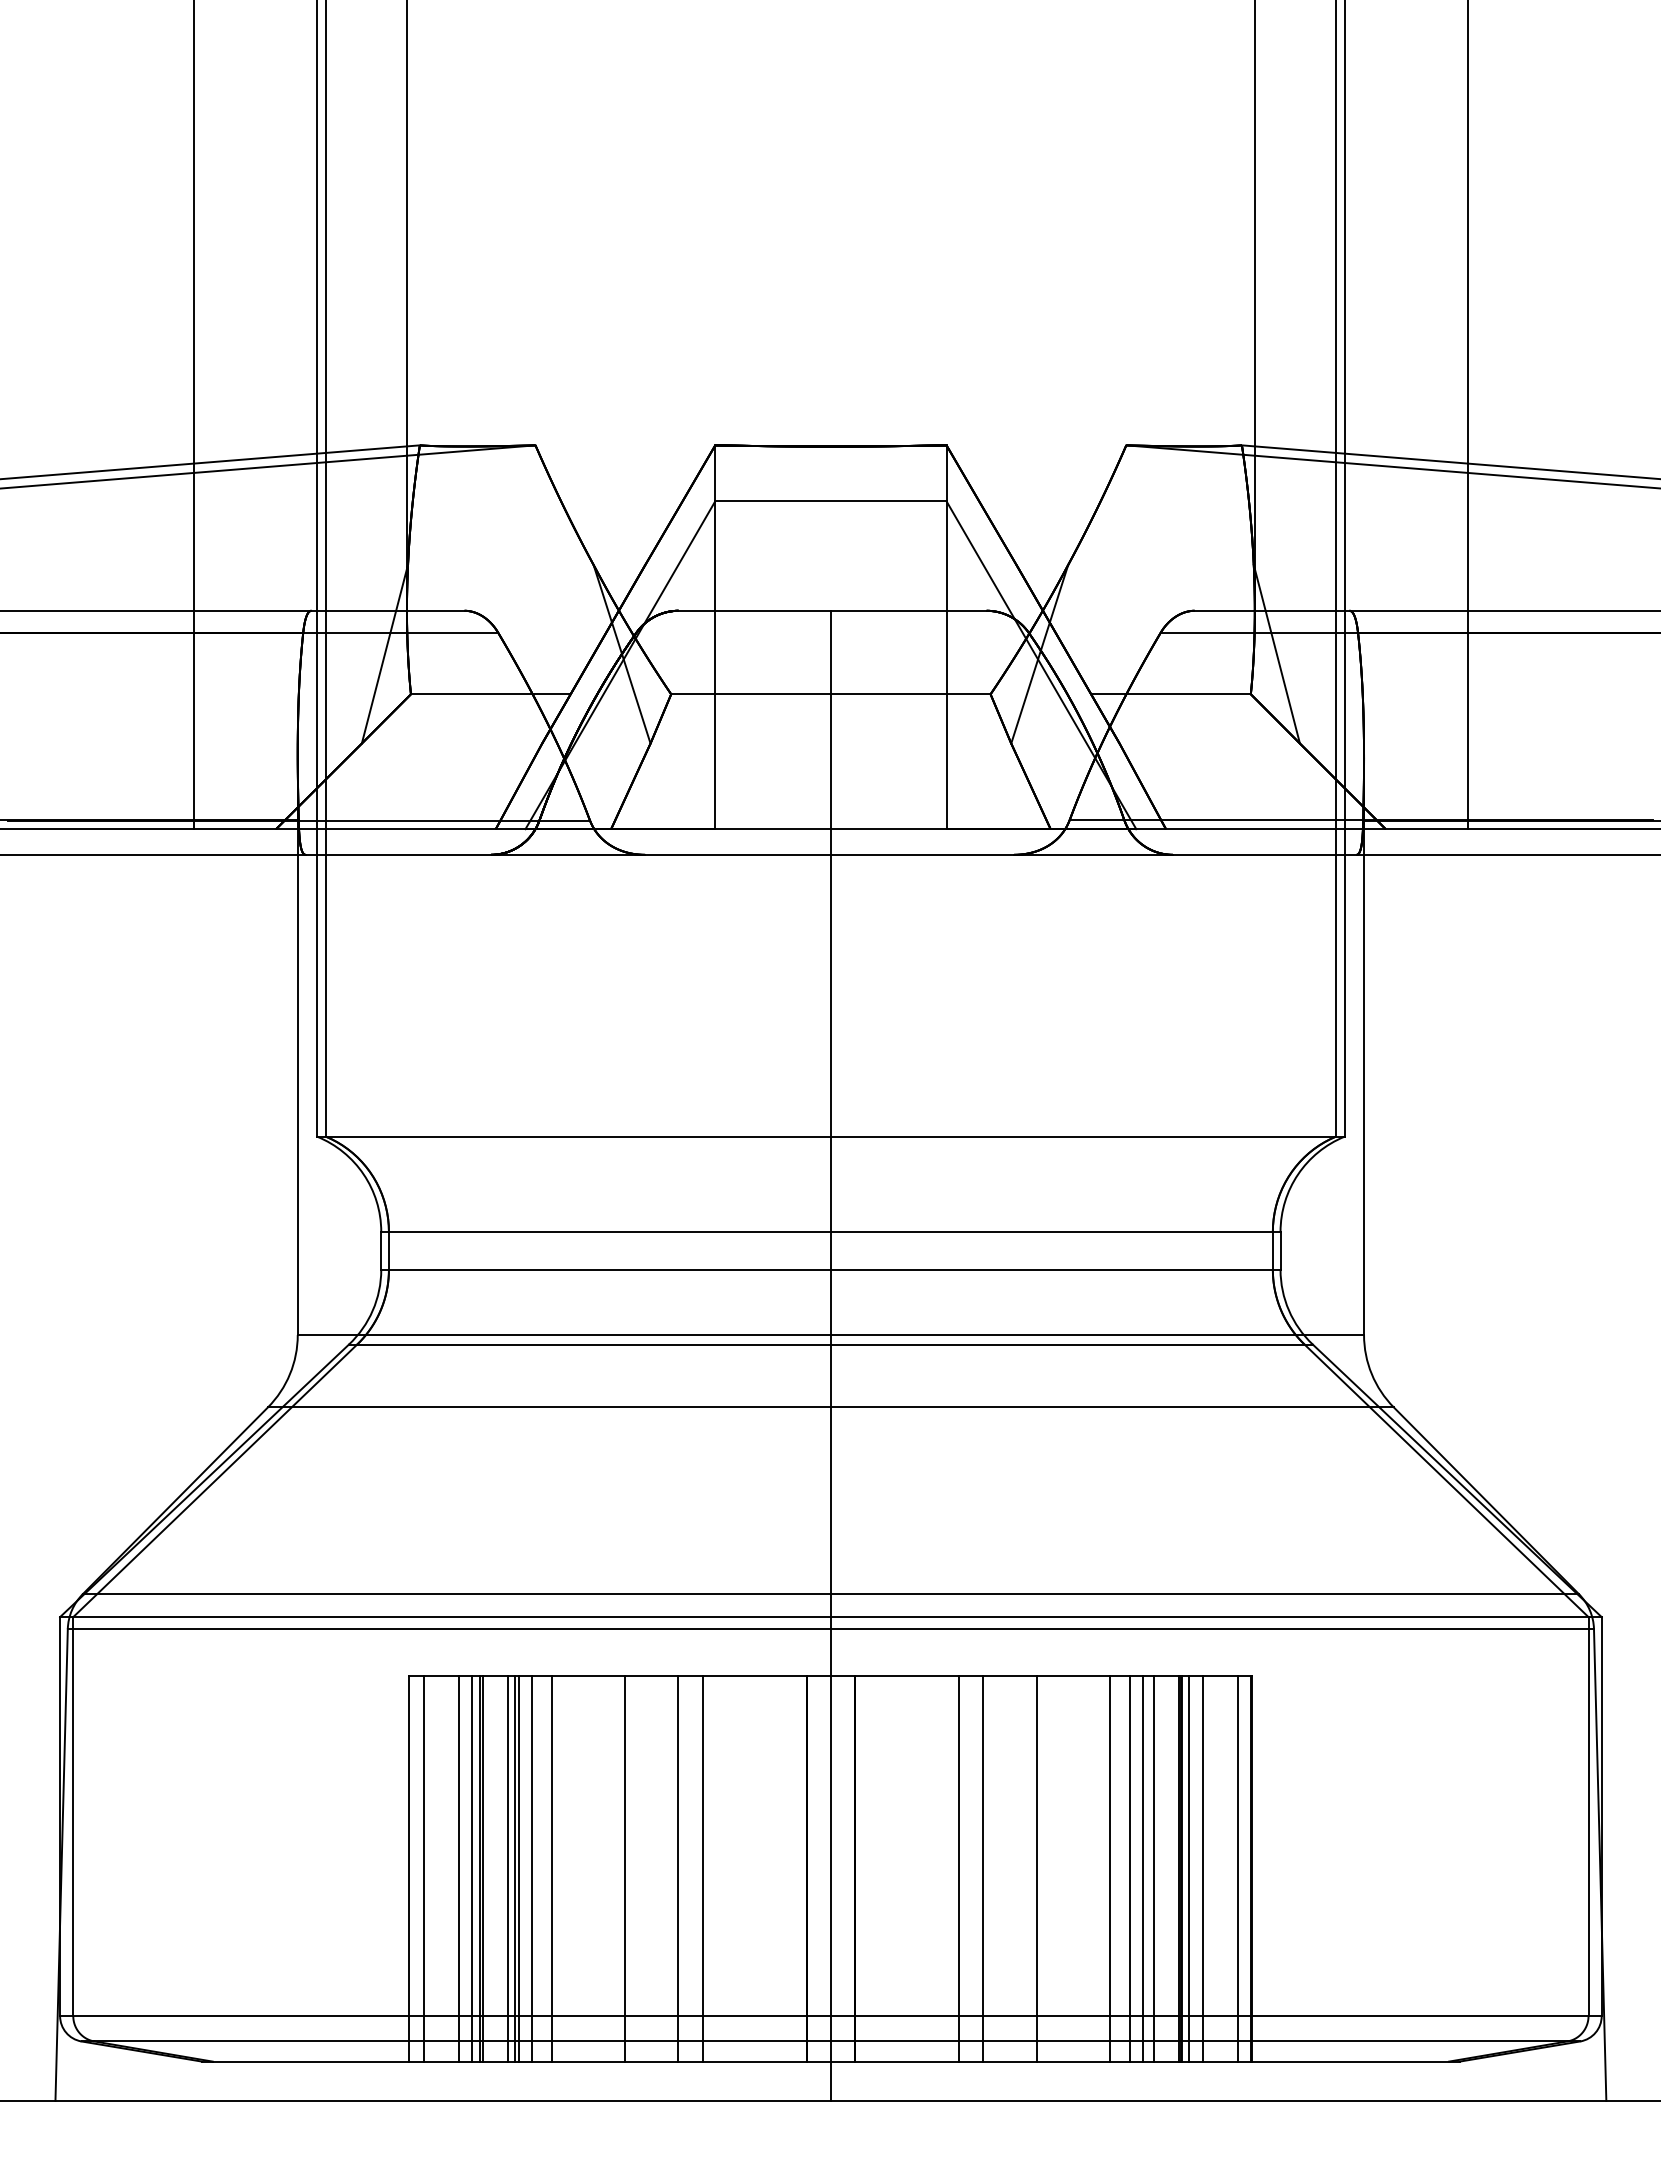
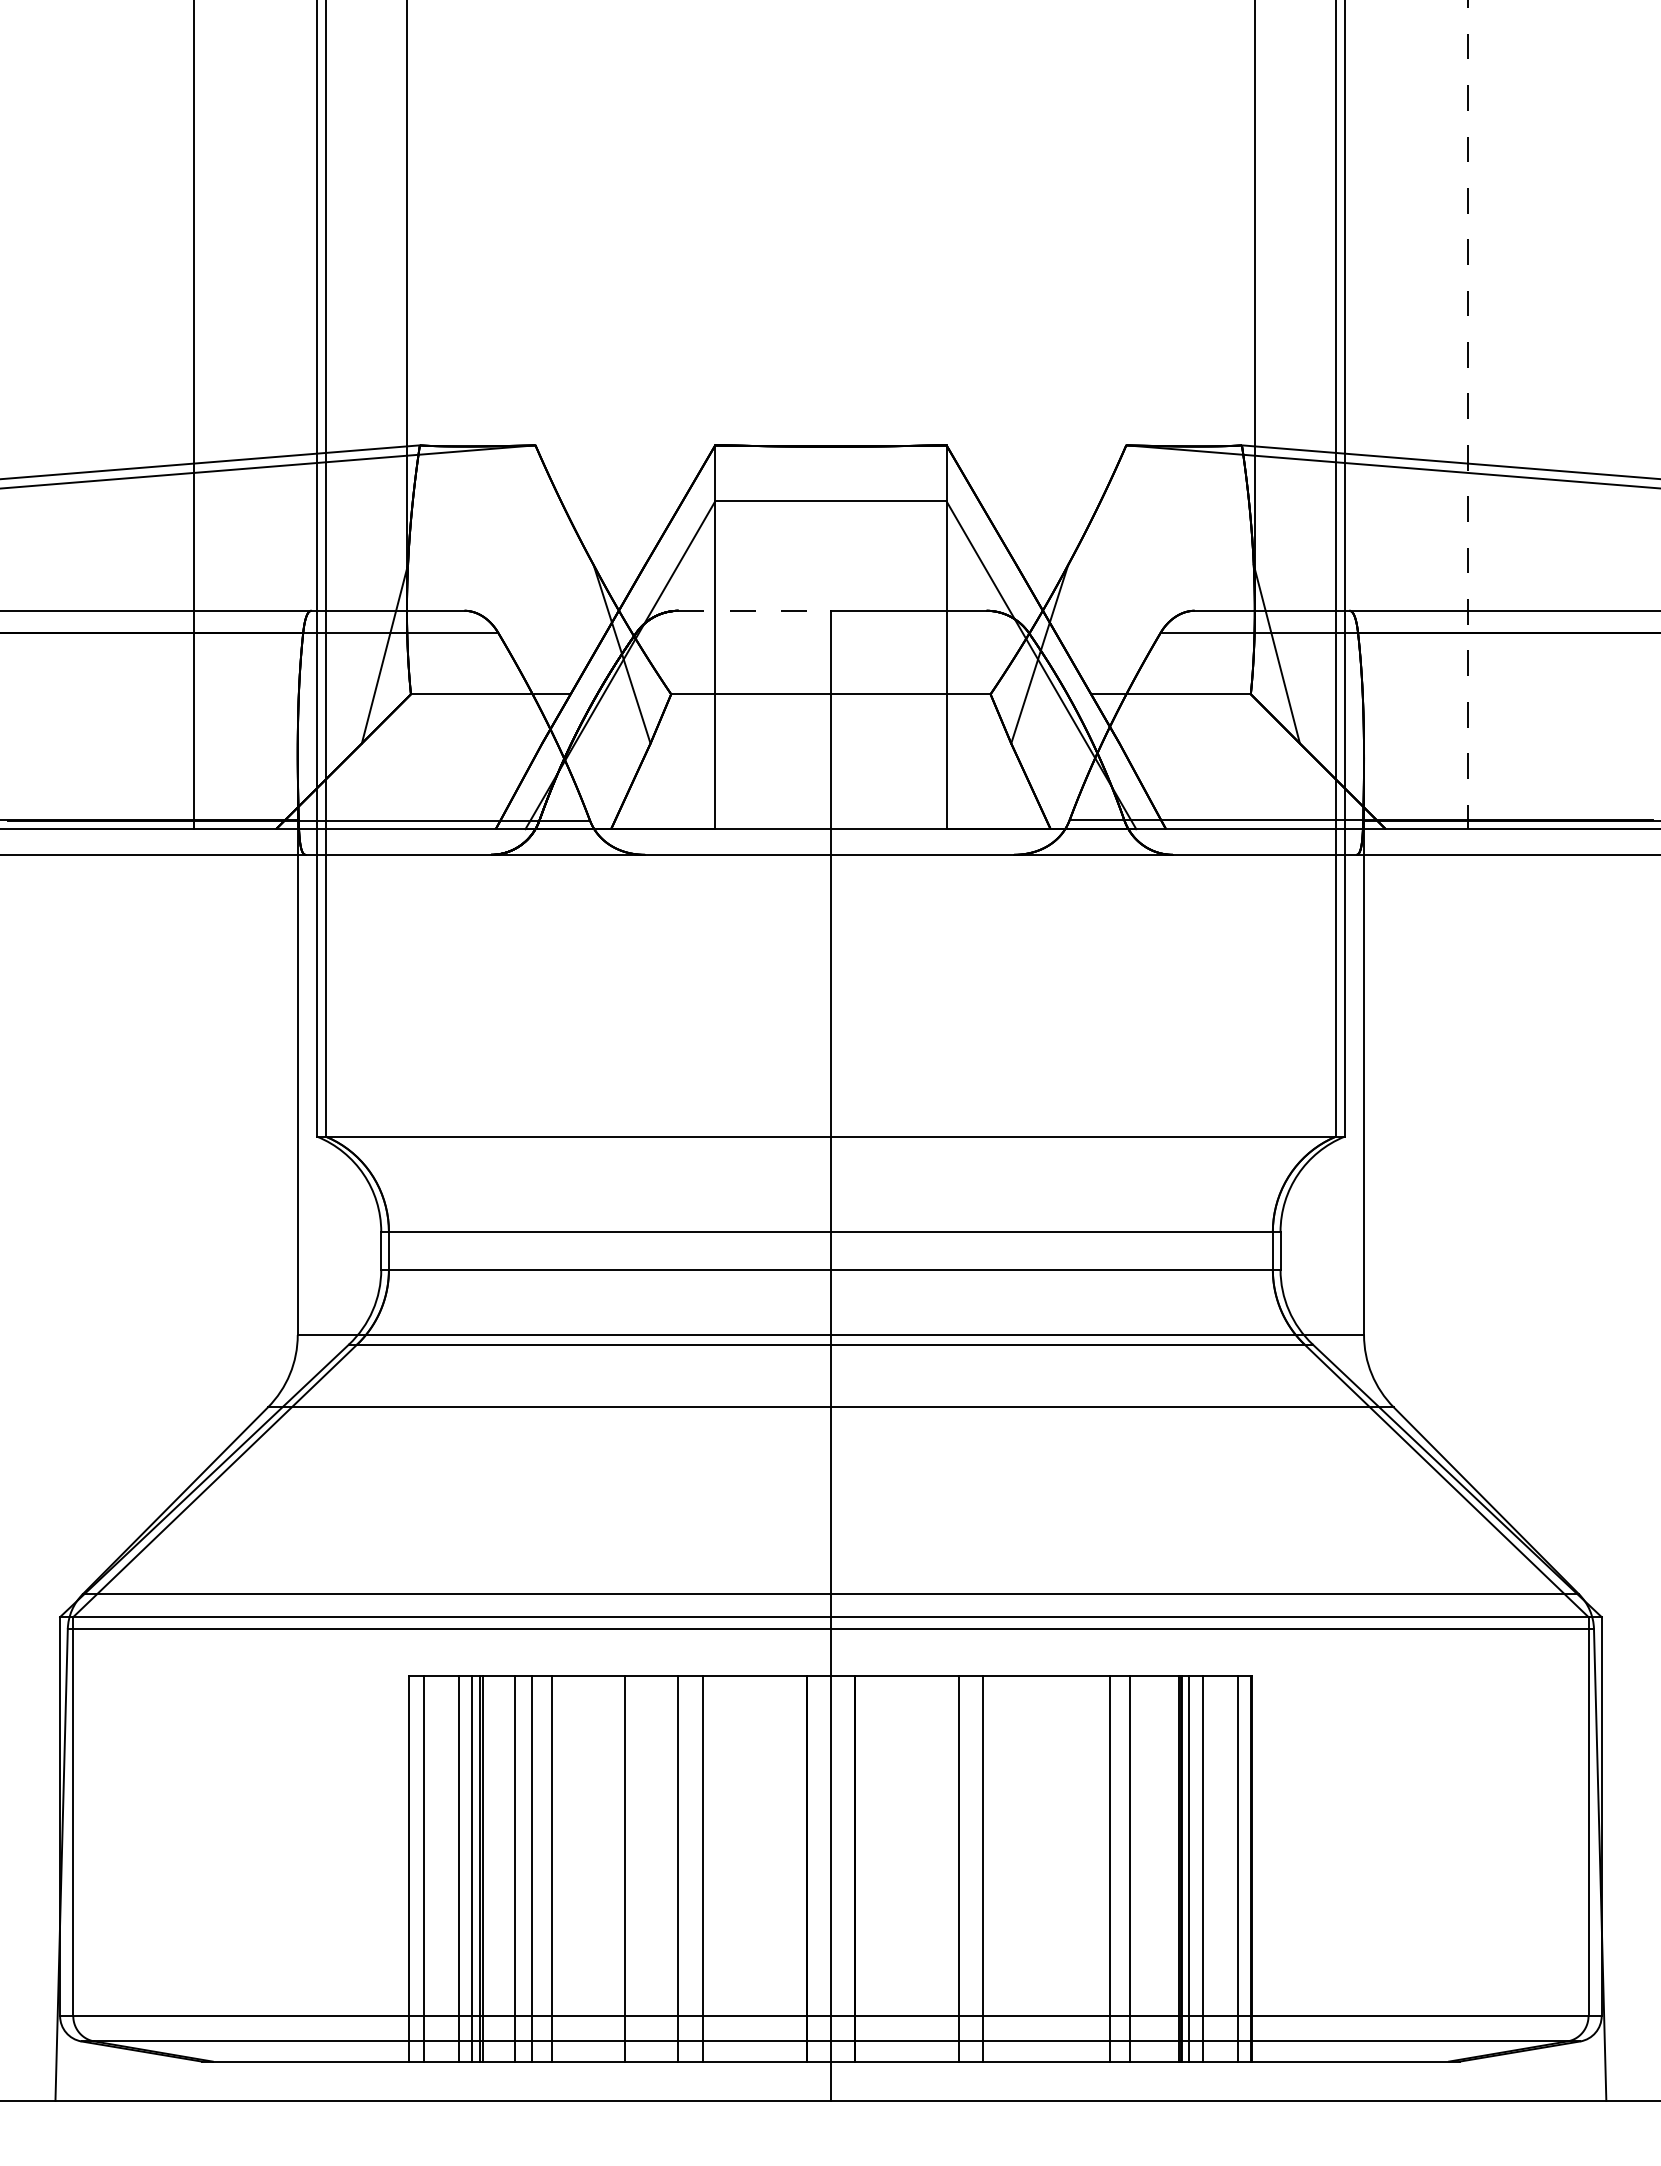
line: solid -> dashed (1467, 415)
line: solid -> dashed (755, 610)
line: present -> none (507, 1868)
line: present -> none (518, 1868)
line: present -> none (1036, 1868)
line: present -> none (1143, 1868)
line: present -> none (1153, 1868)
